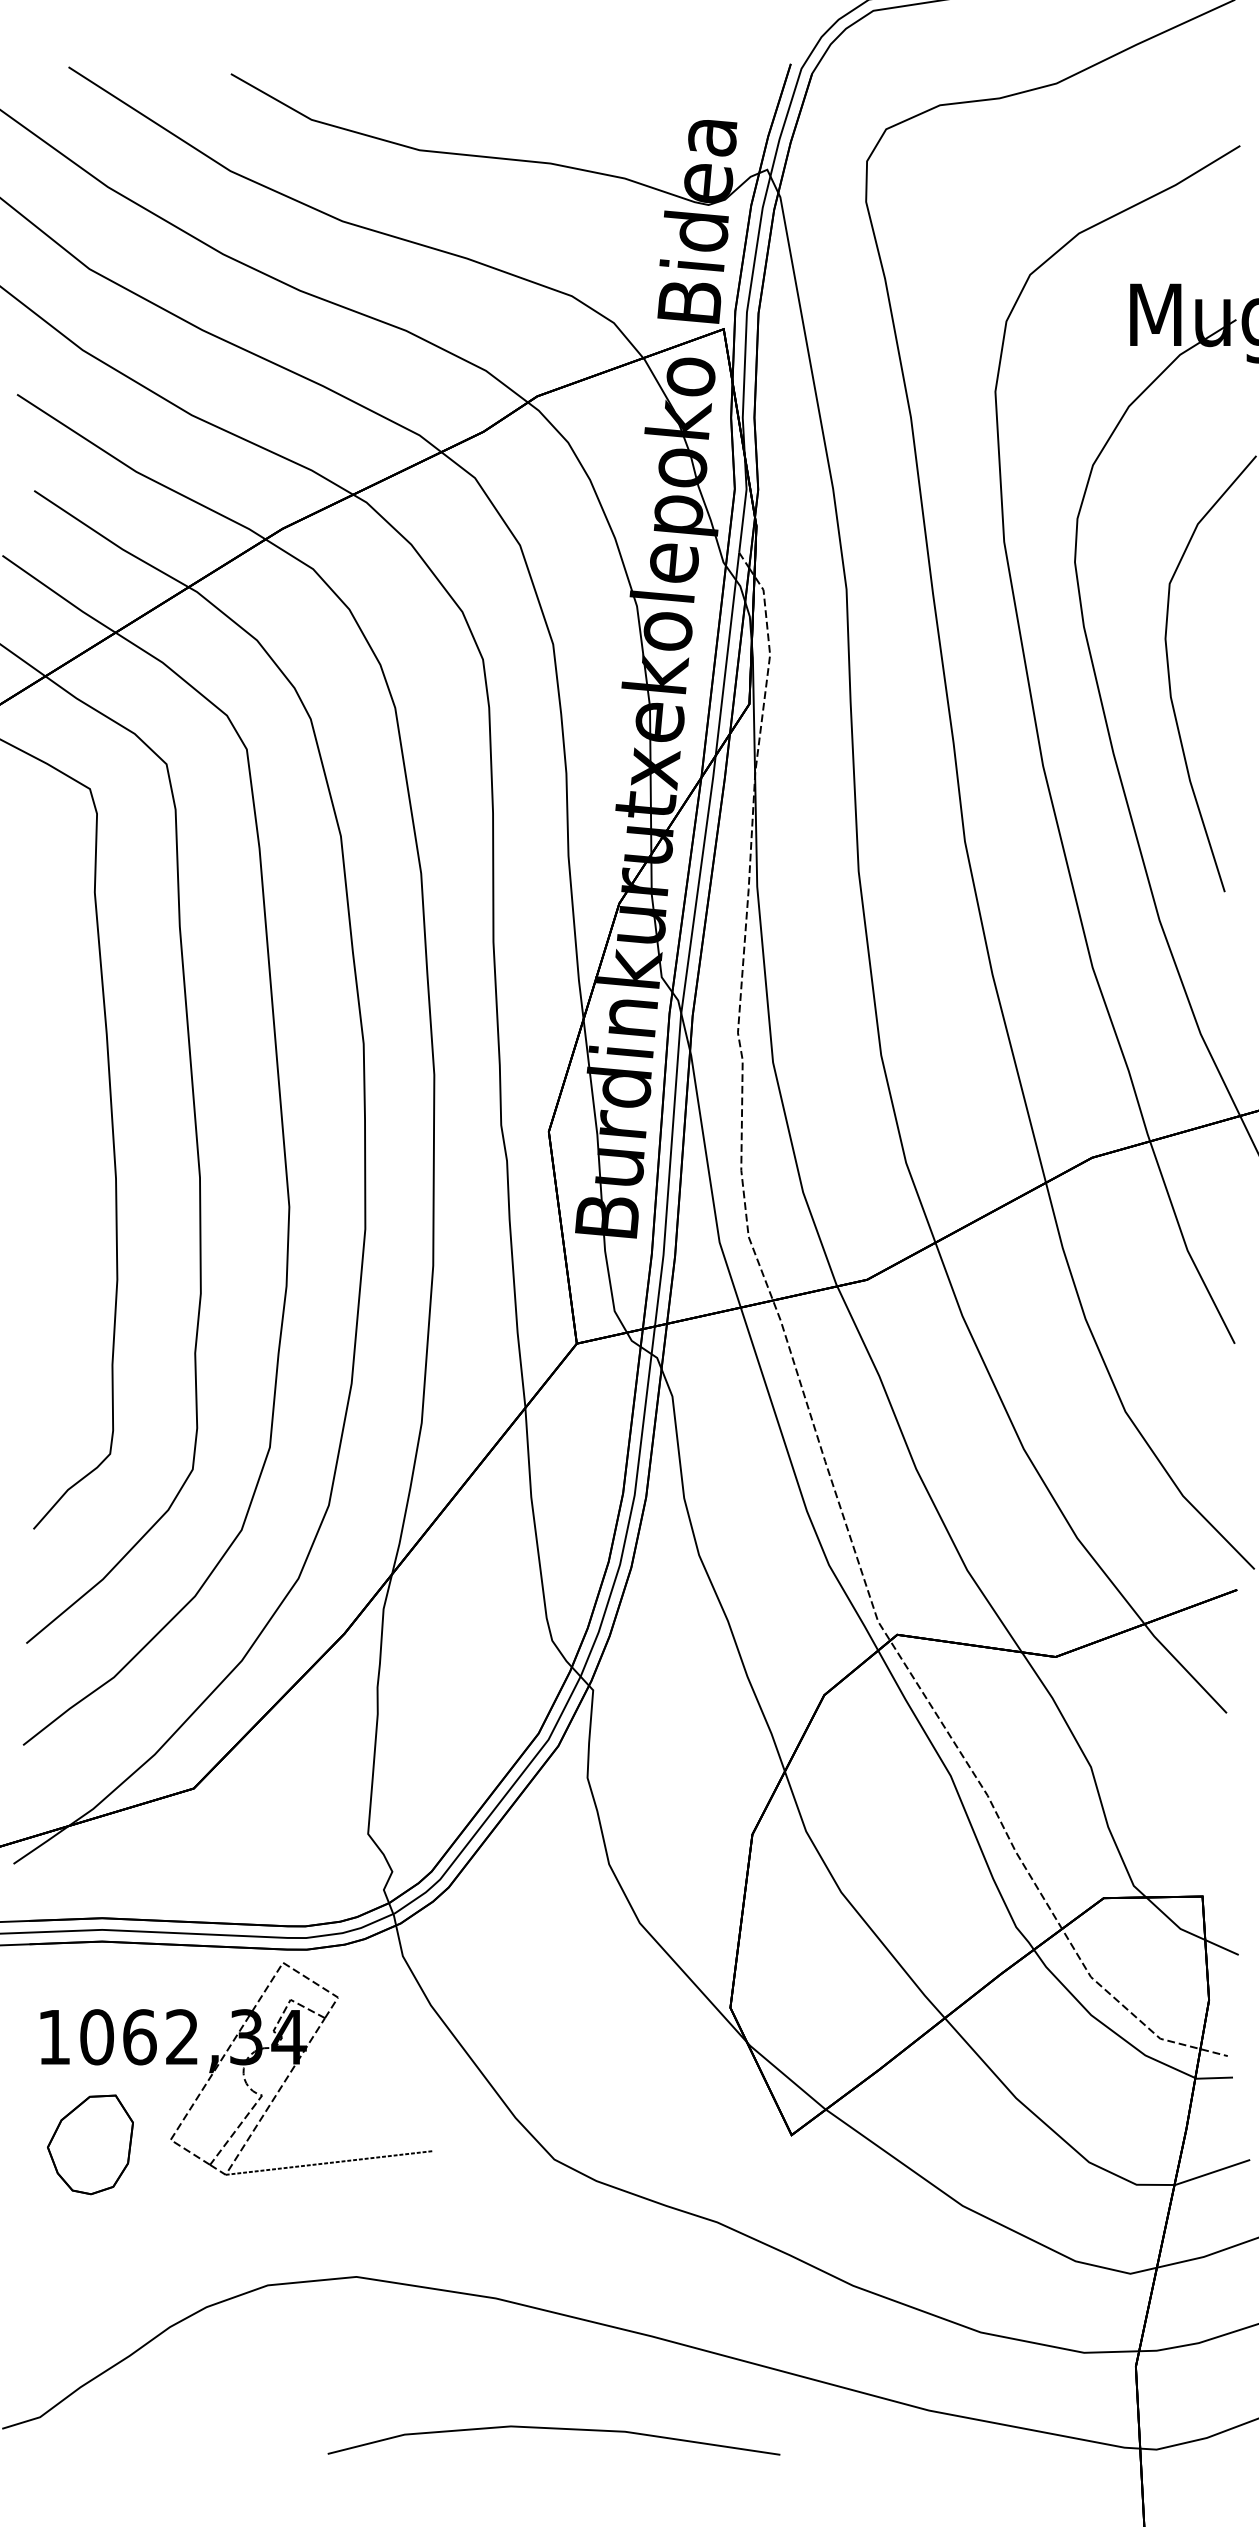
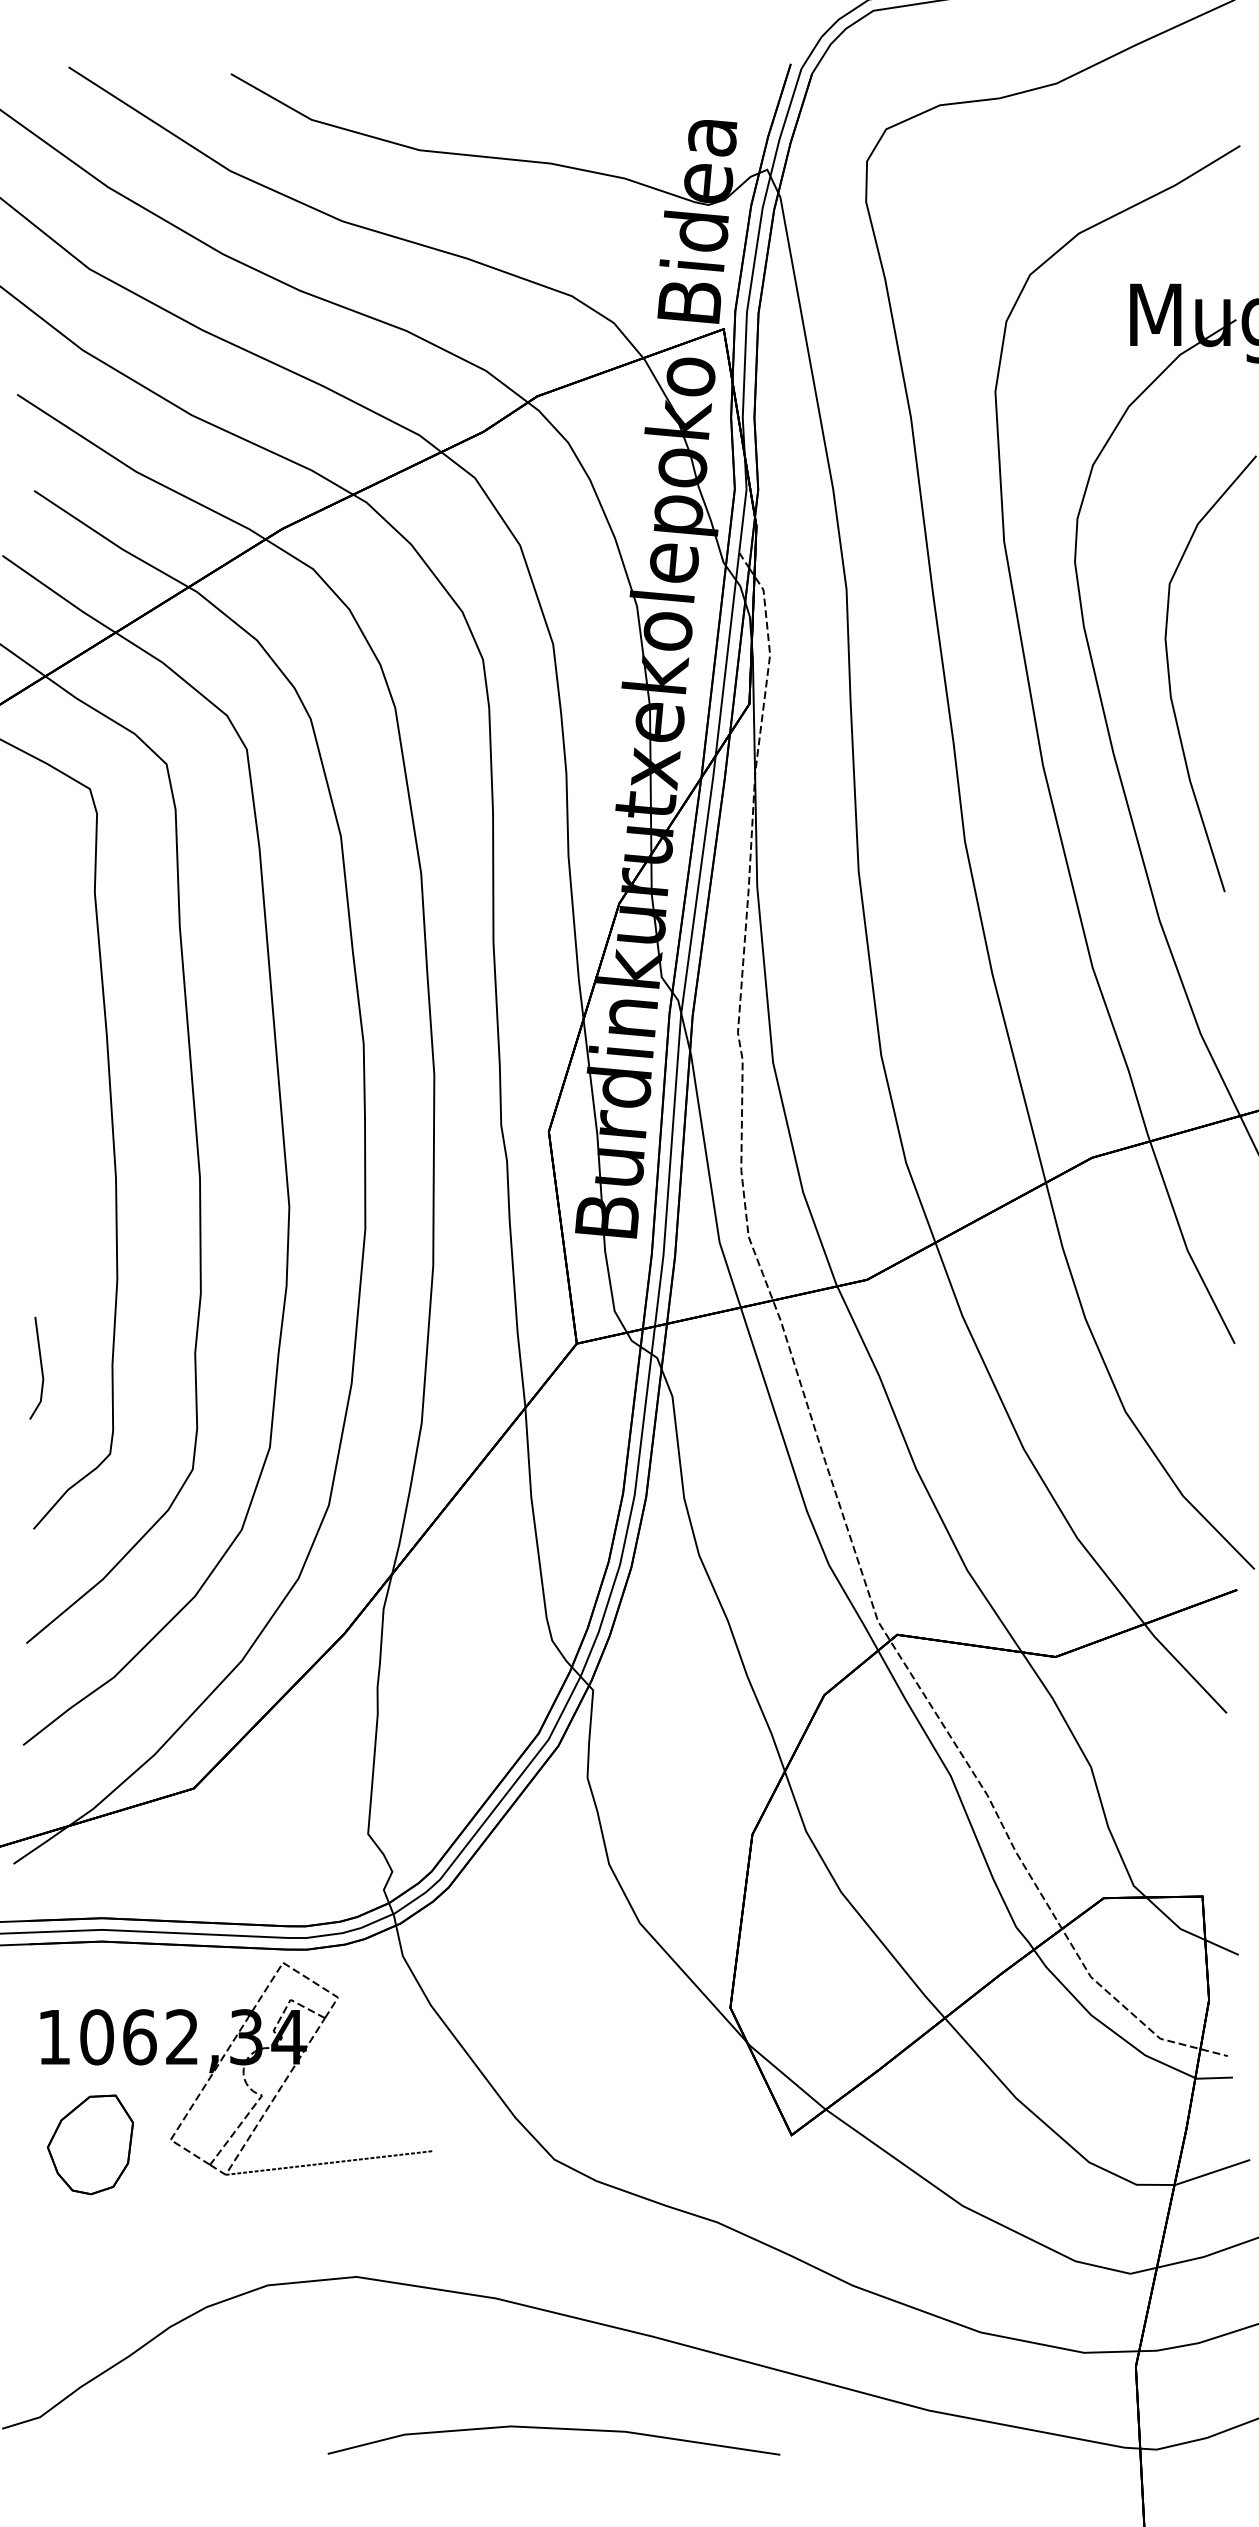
part: none -> present (36, 1367)
